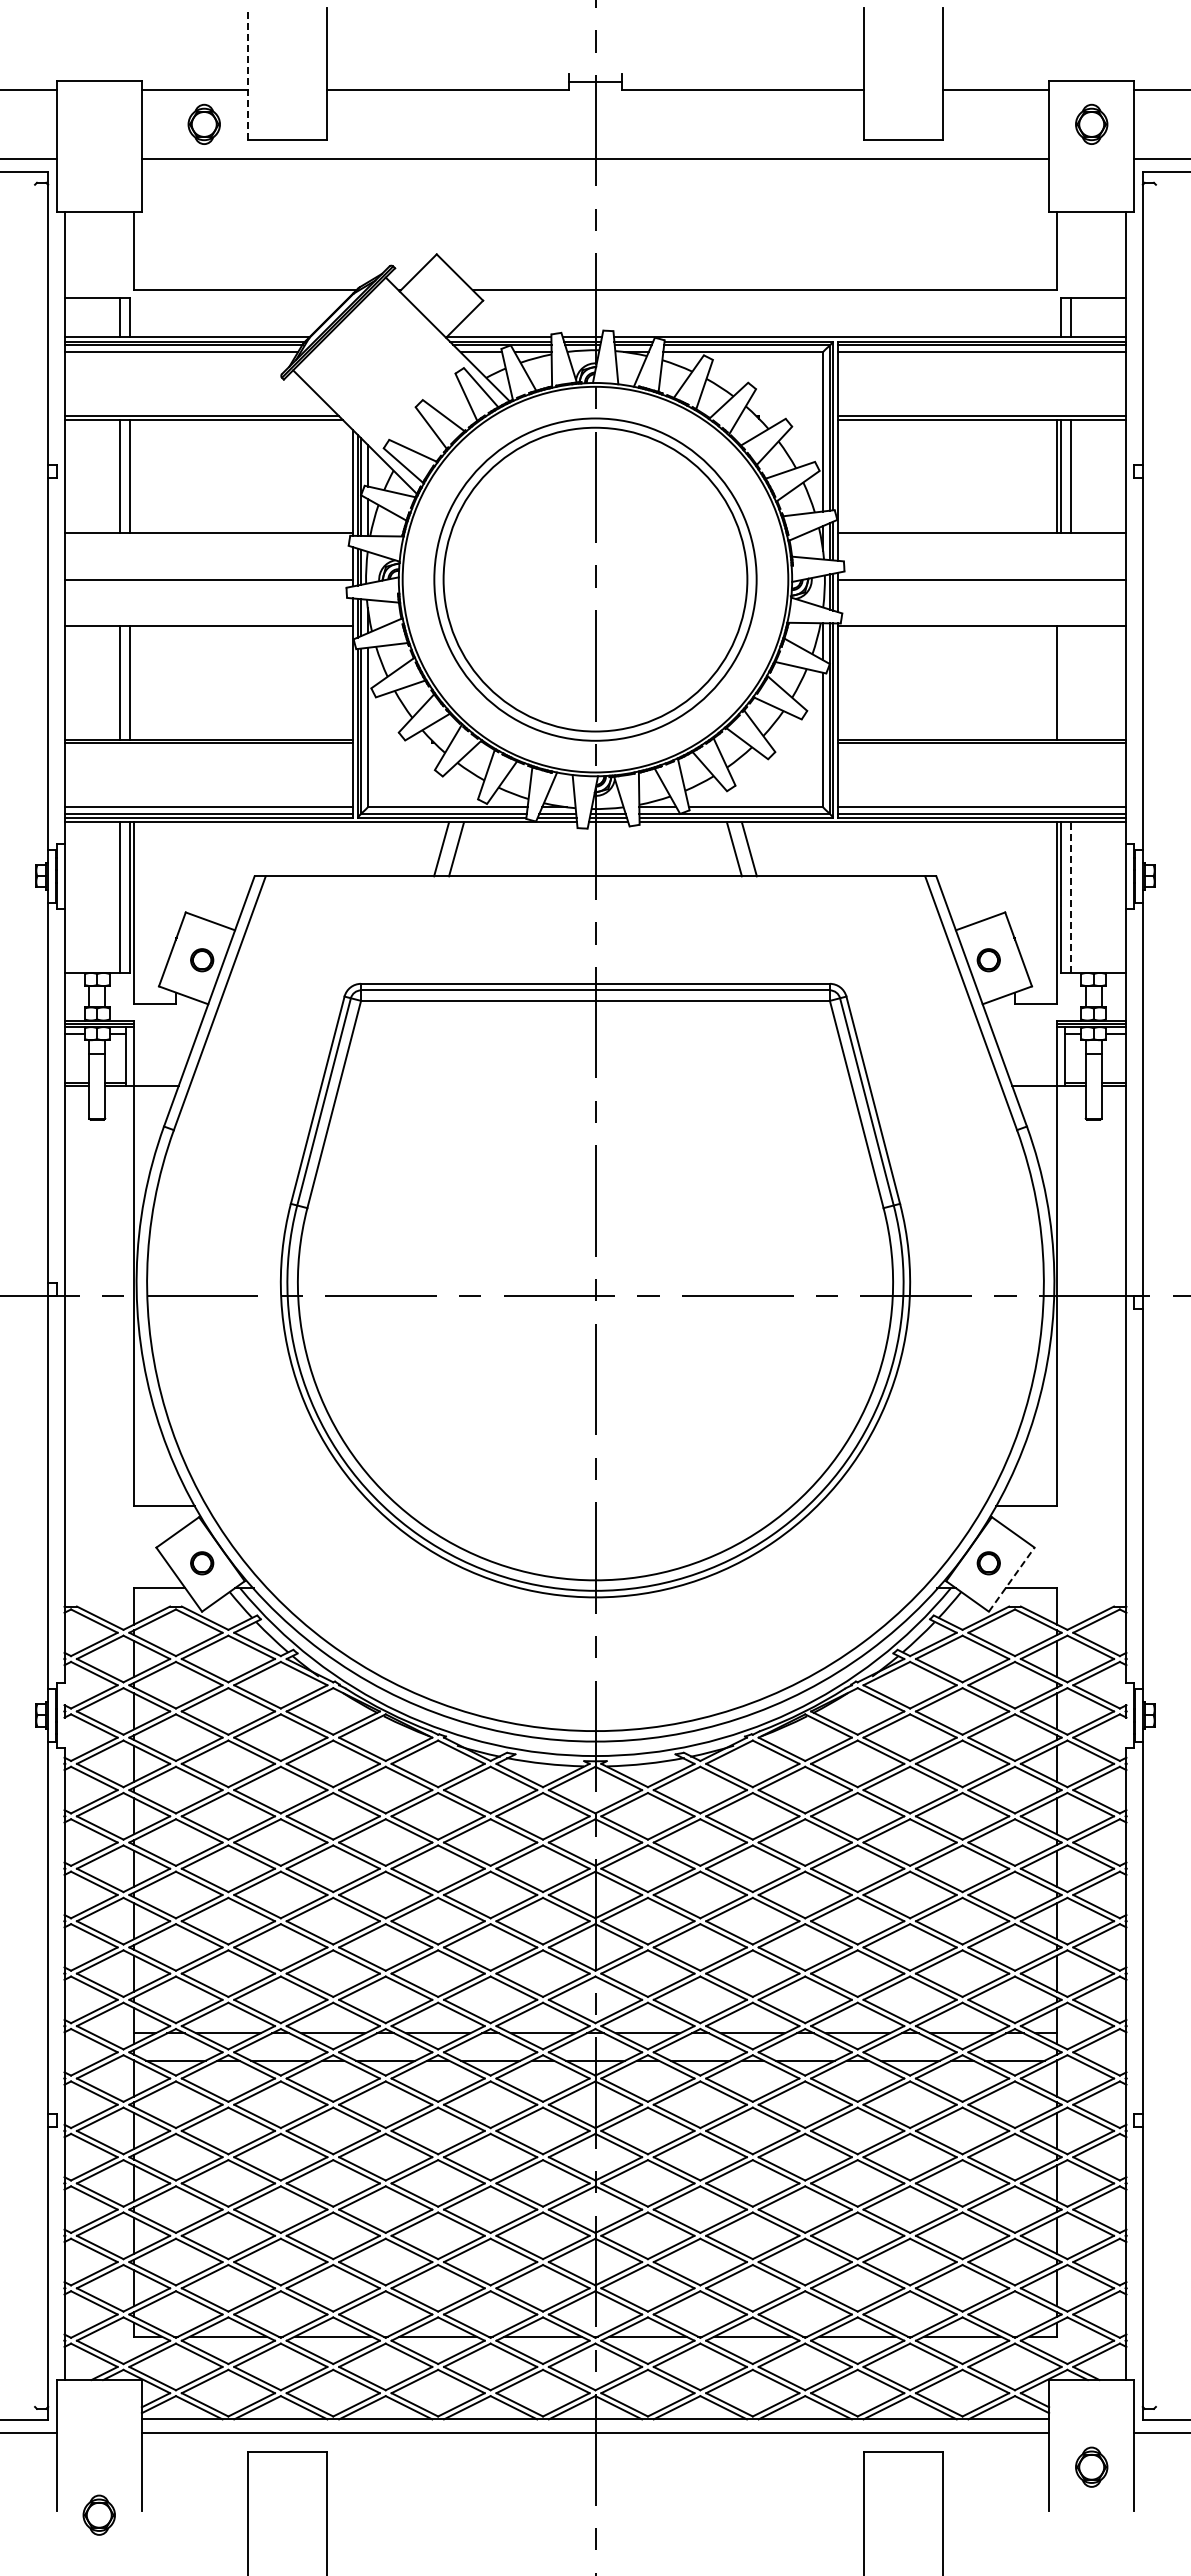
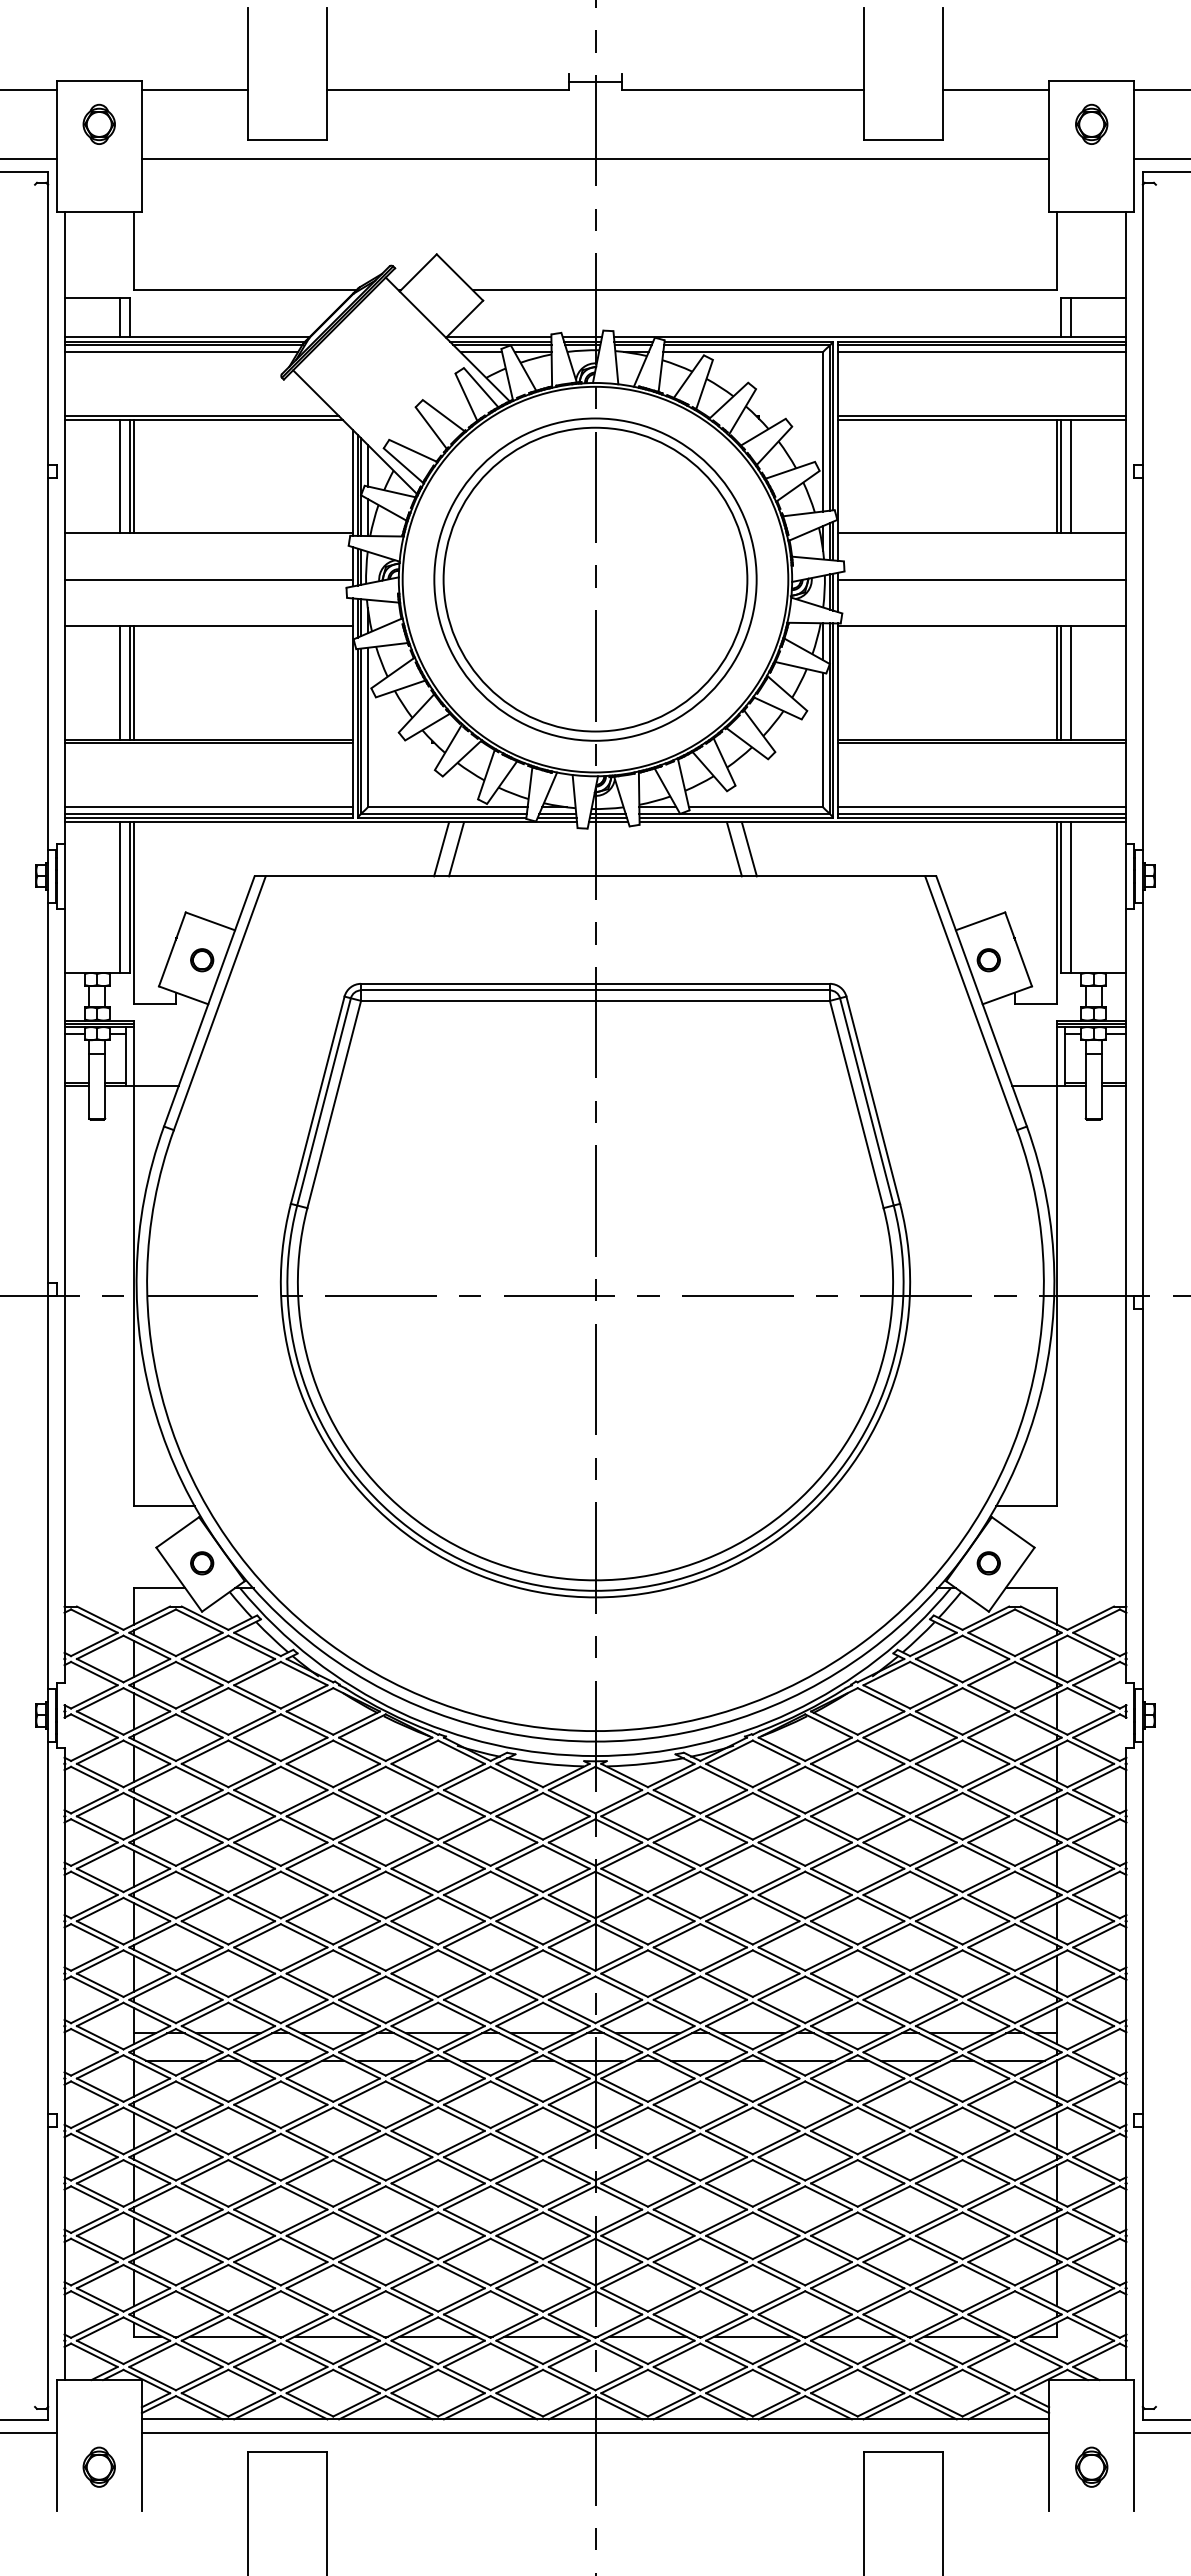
line: dashed -> solid (248, 74)
part position: (203, 123) -> (98, 123) (98, 123)
line: none -> present (134, 476)
line: none -> present (134, 682)
line: none -> present (1060, 682)
line: none -> present (1070, 682)
line: dashed -> solid (1070, 897)
line: dashed -> solid (1012, 1579)
part position: (98, 2514) -> (98, 2466) (98, 2466)
